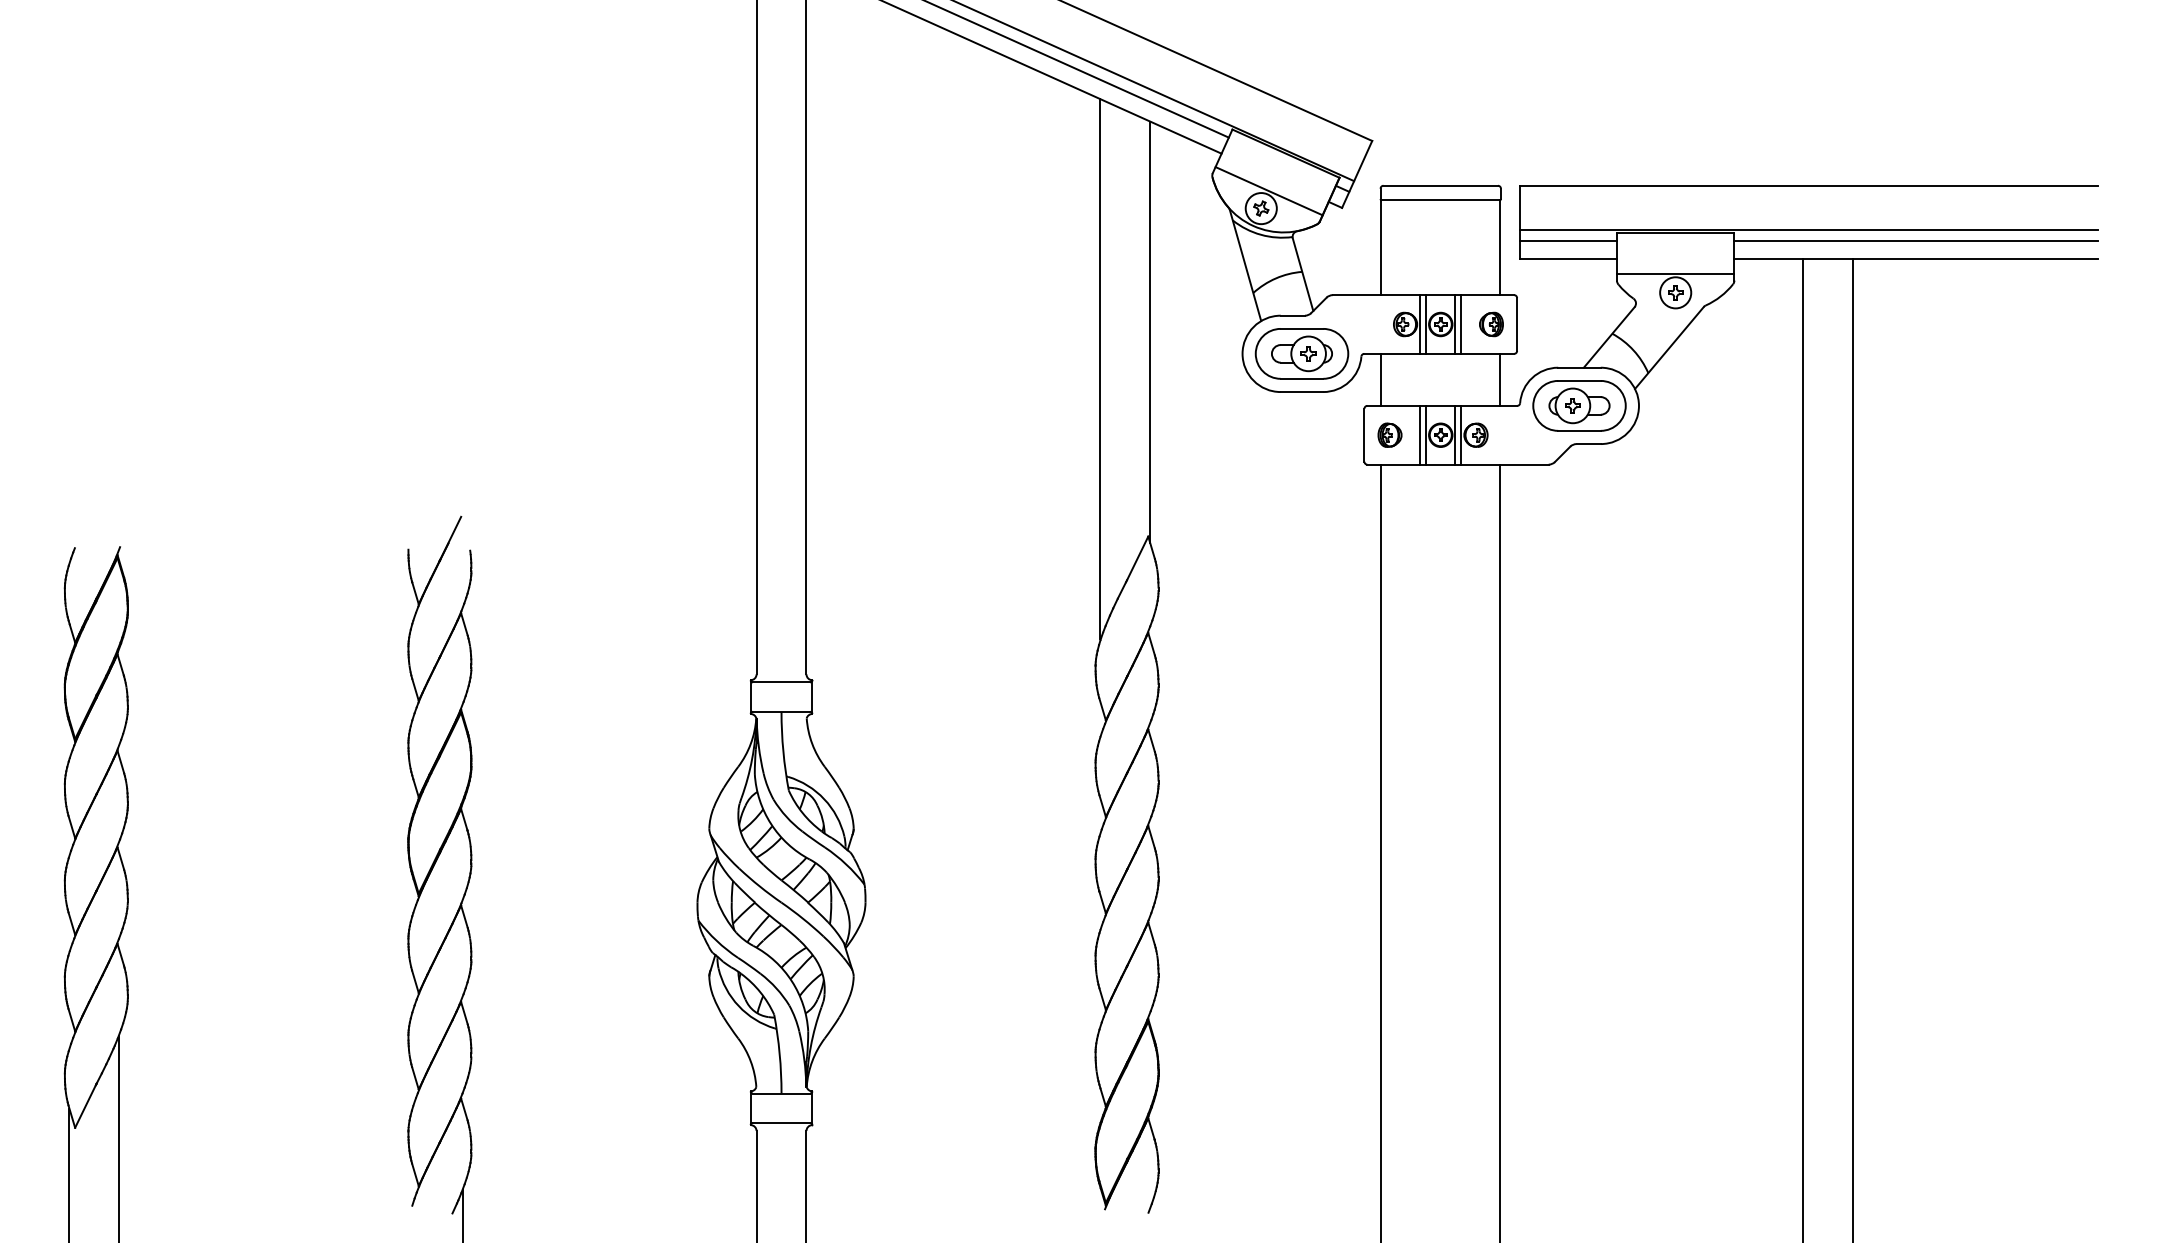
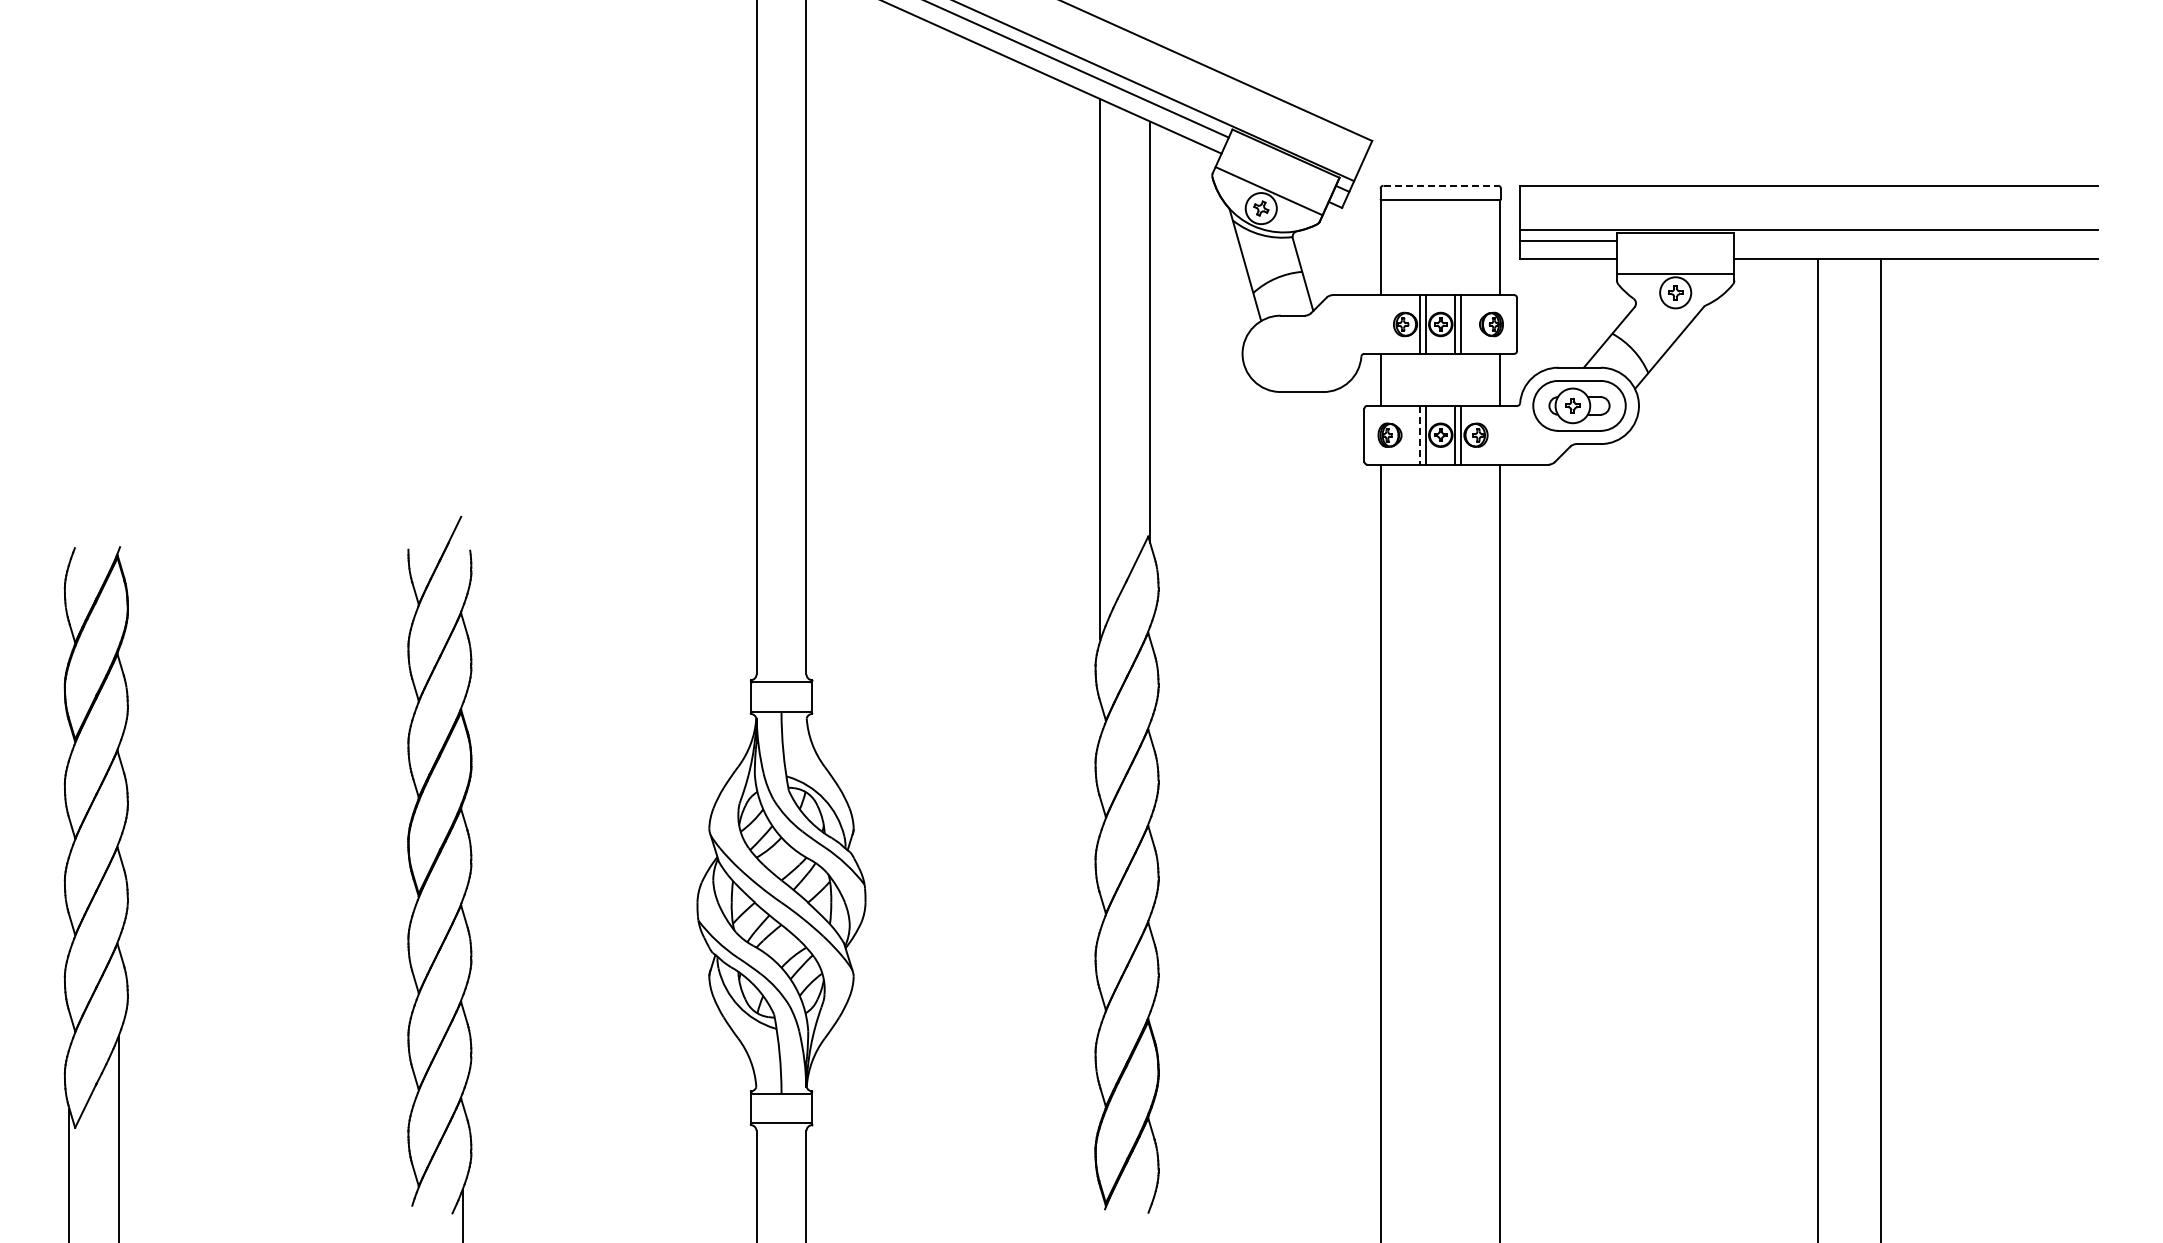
line: solid -> dashed (1441, 185)
line: present -> none (1916, 241)
part: present -> none (1301, 353)
line: solid -> dashed (1420, 435)
line position: (1803, 749) -> (1818, 749) (1818, 749)
line position: (1853, 749) -> (1881, 749) (1881, 749)
